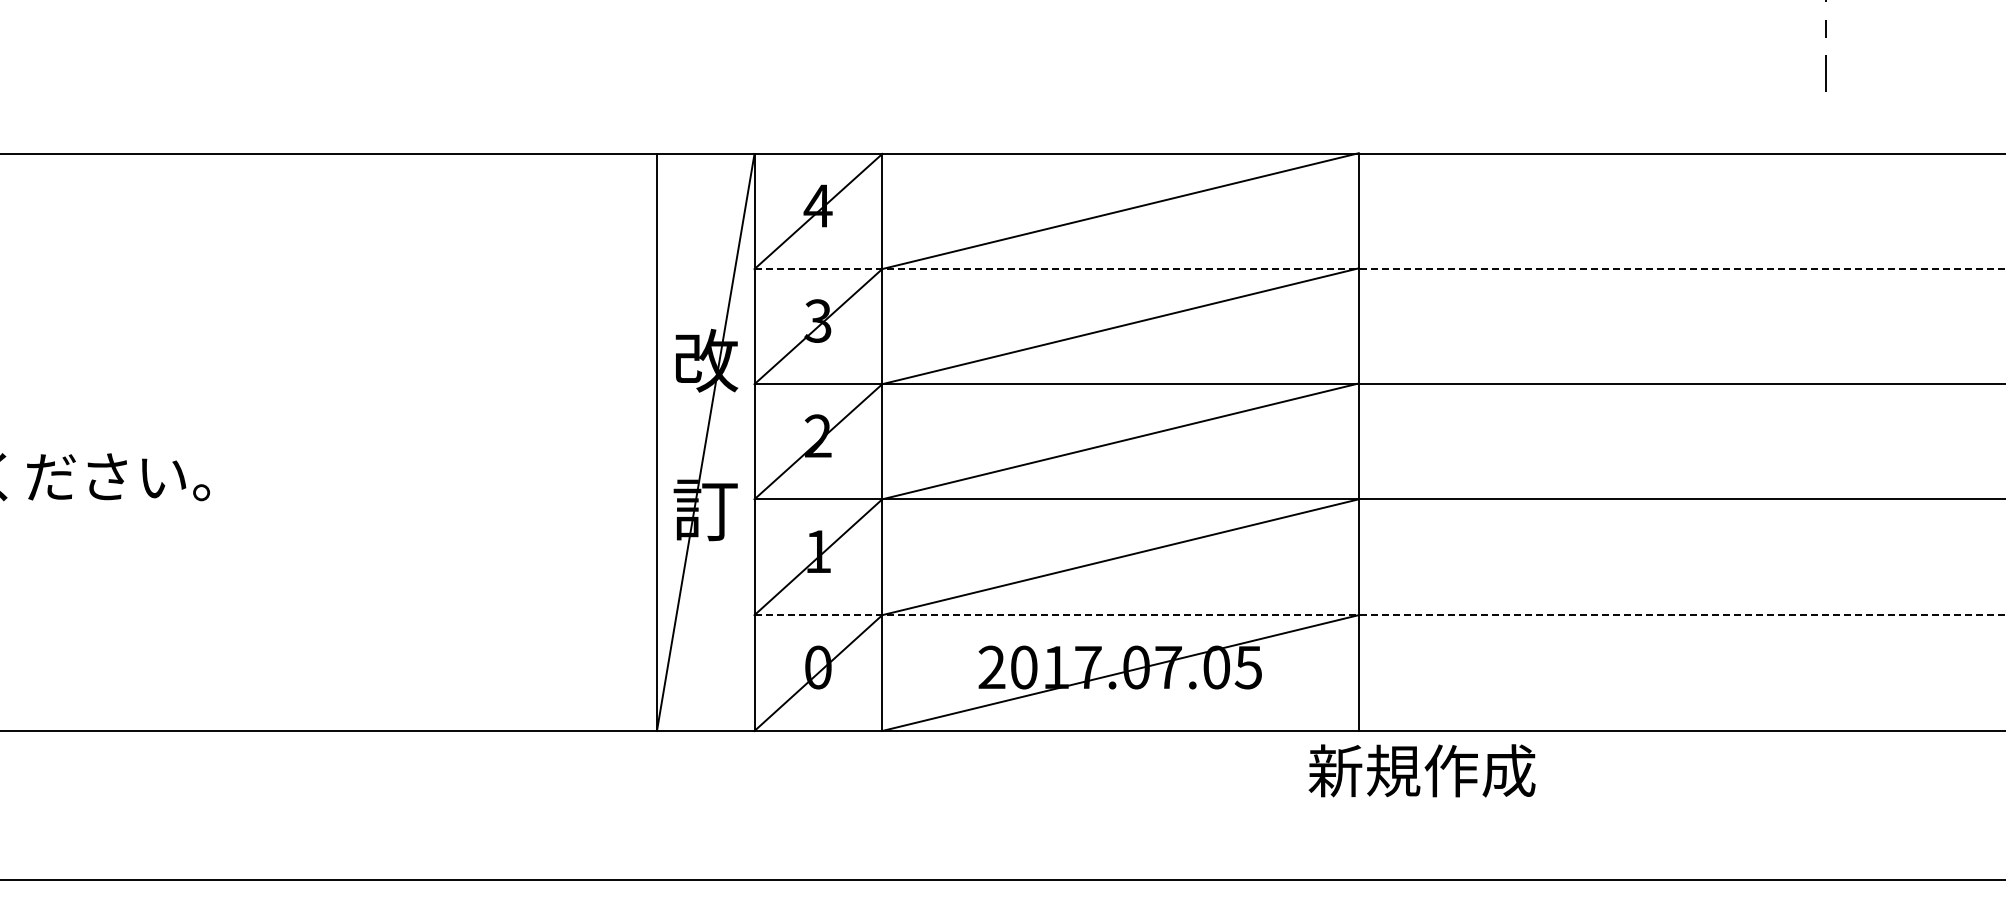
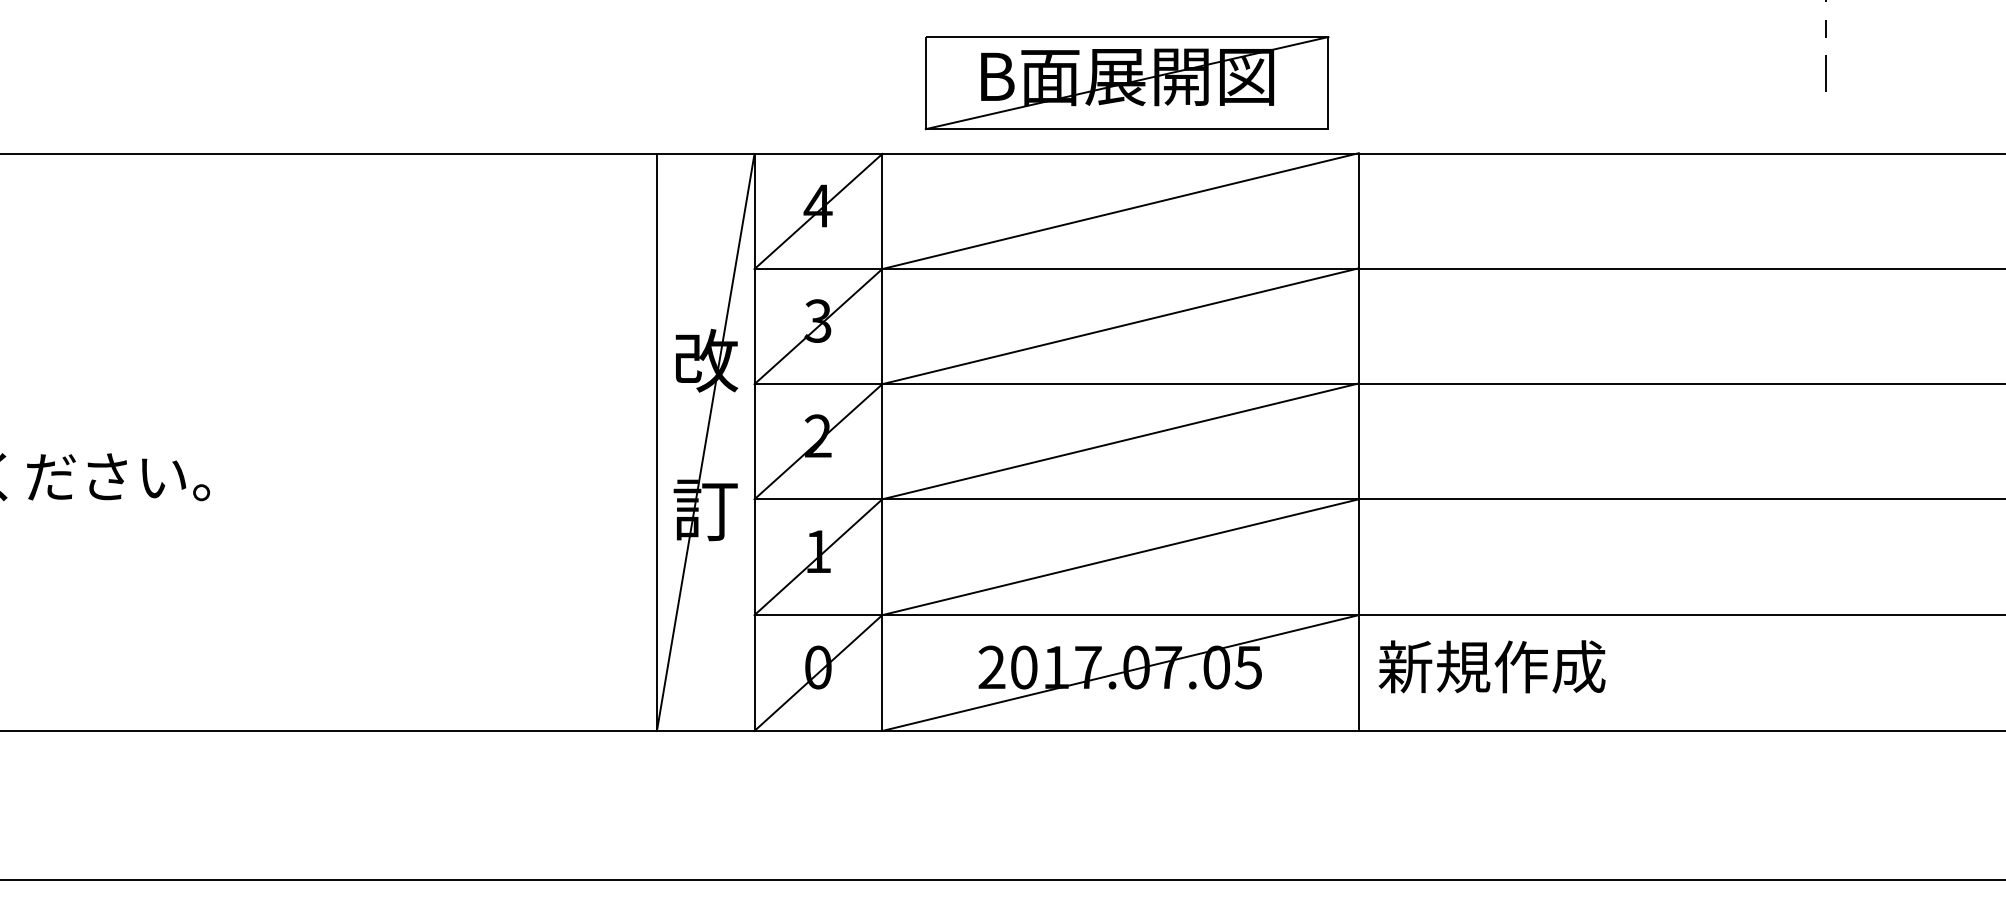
part: none -> present (1126, 83)
line: dashed -> solid (1380, 269)
line: dashed -> solid (1380, 615)
text position: (1421, 770) -> (1491, 666) (1491, 666)
